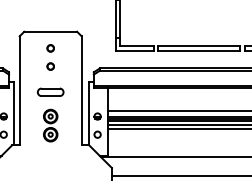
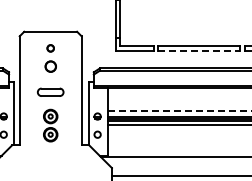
line: solid -> dashed (199, 50)
part size: 9x9 px -> 13x13 px (50, 66)
line: solid -> dashed (180, 110)
line: present -> none (178, 128)
